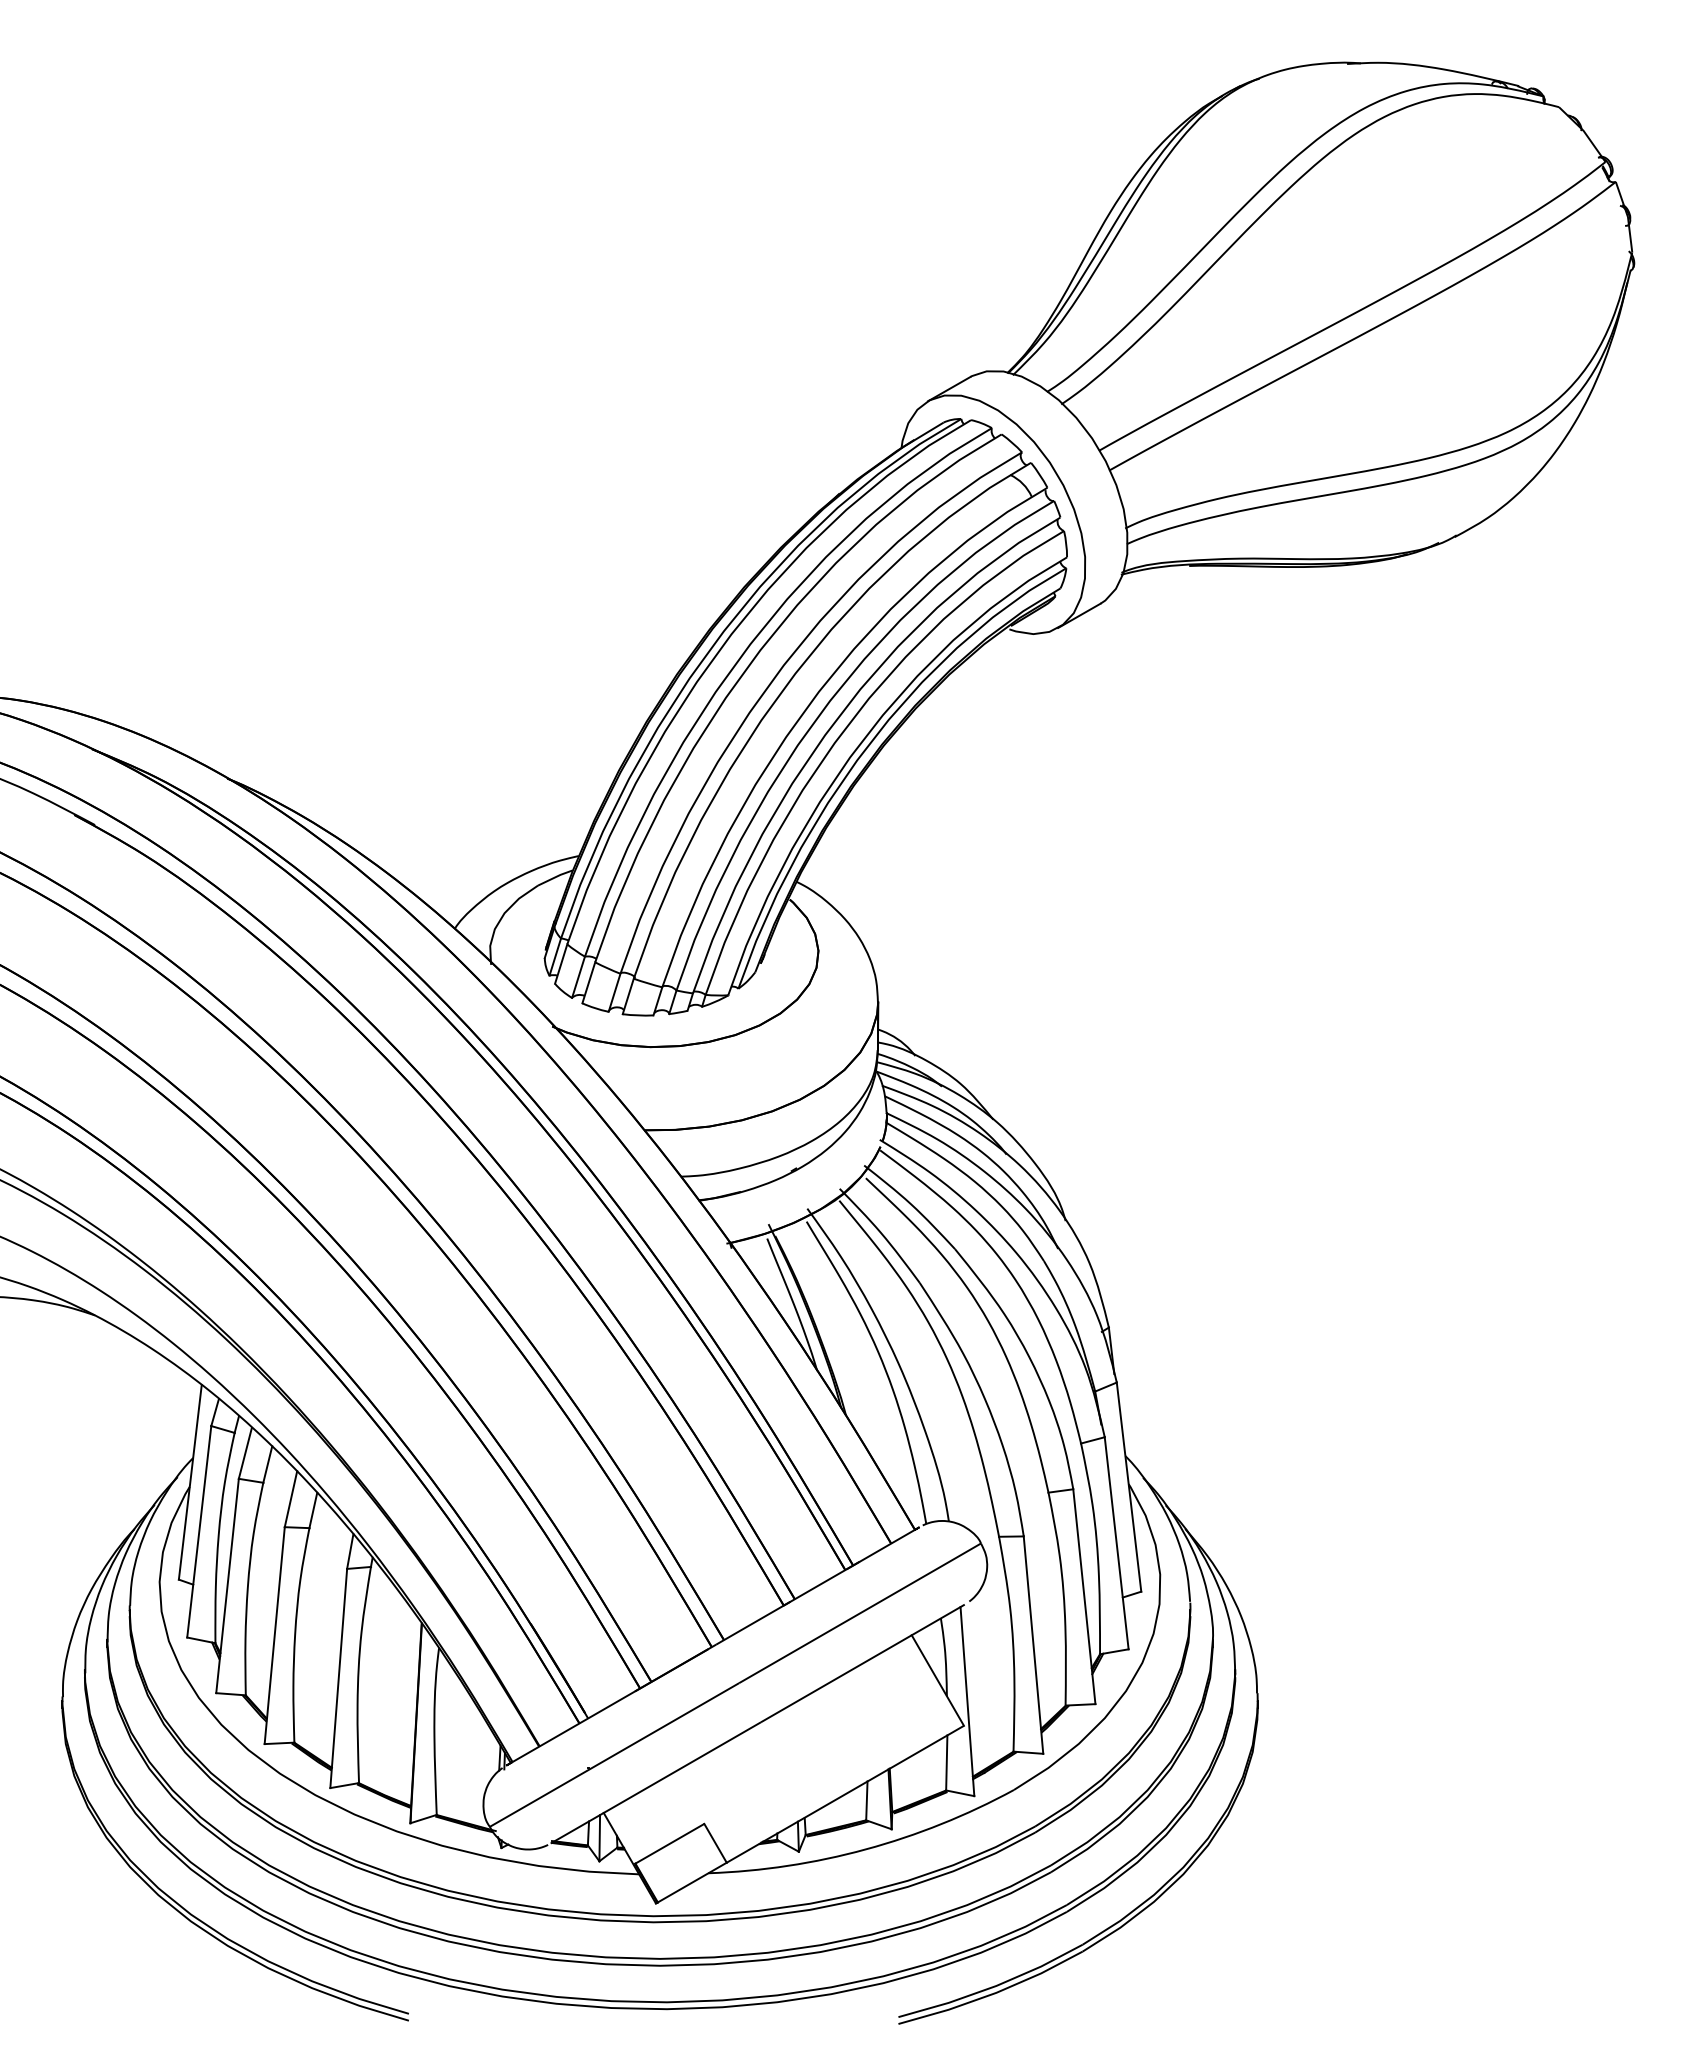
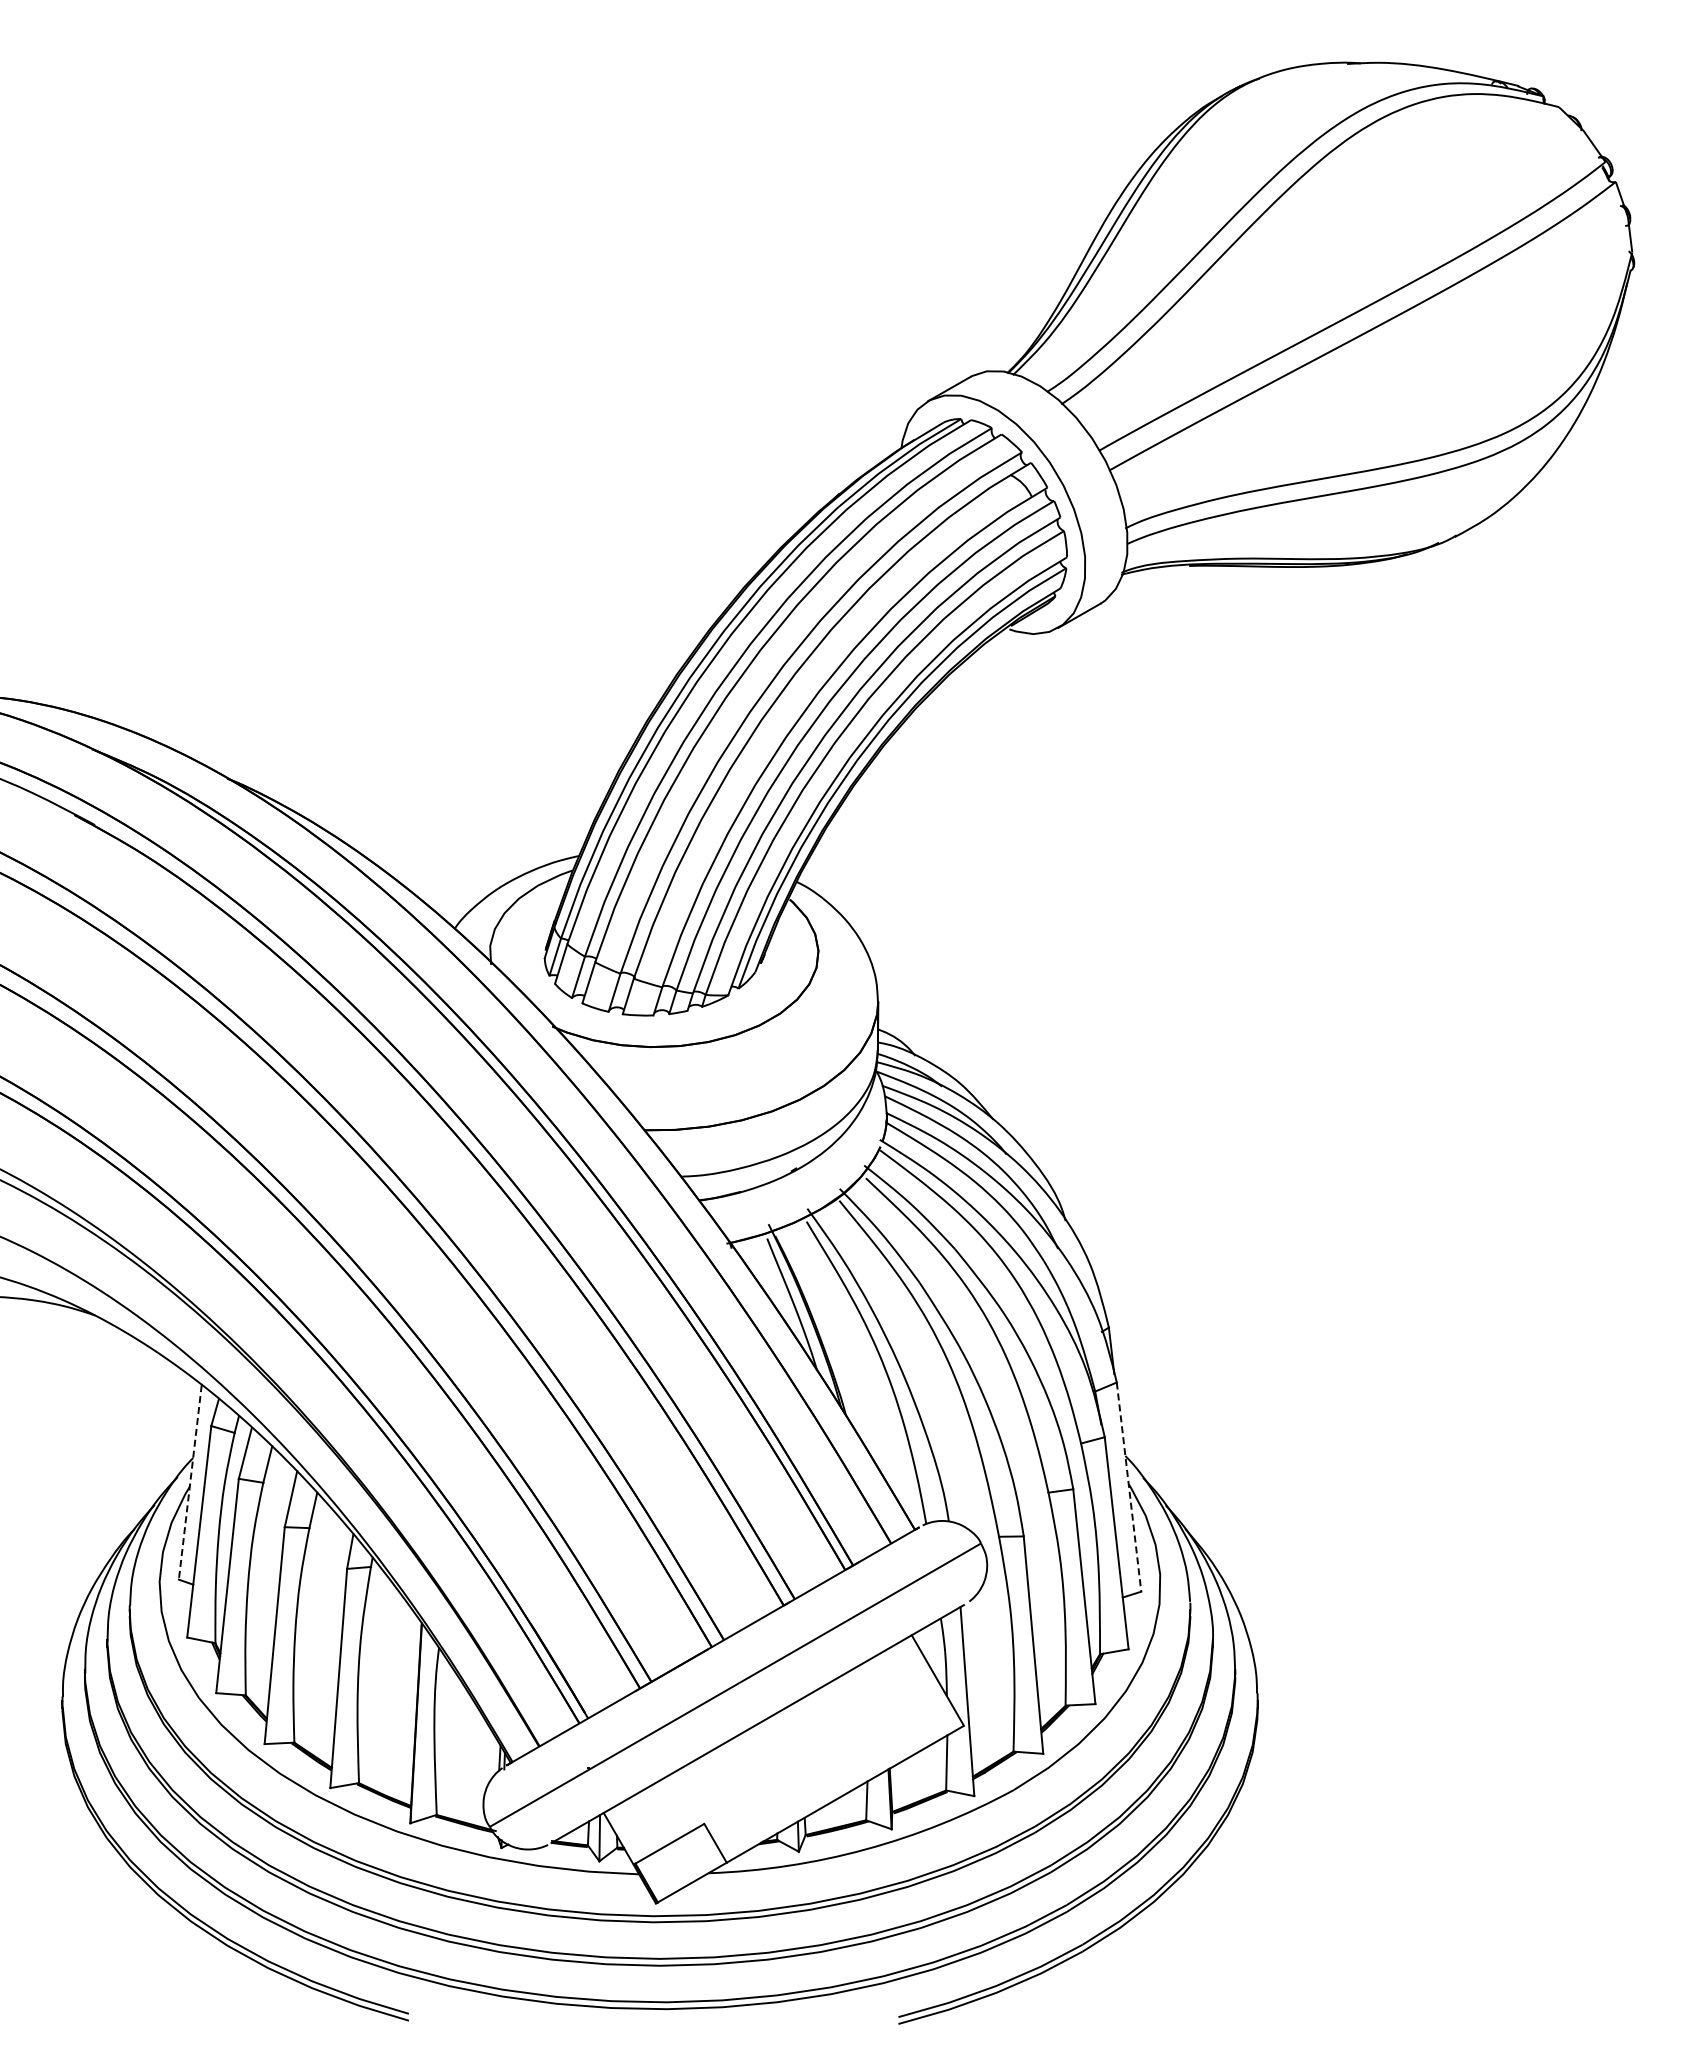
line: solid -> dashed (190, 1482)
line: solid -> dashed (1129, 1487)
